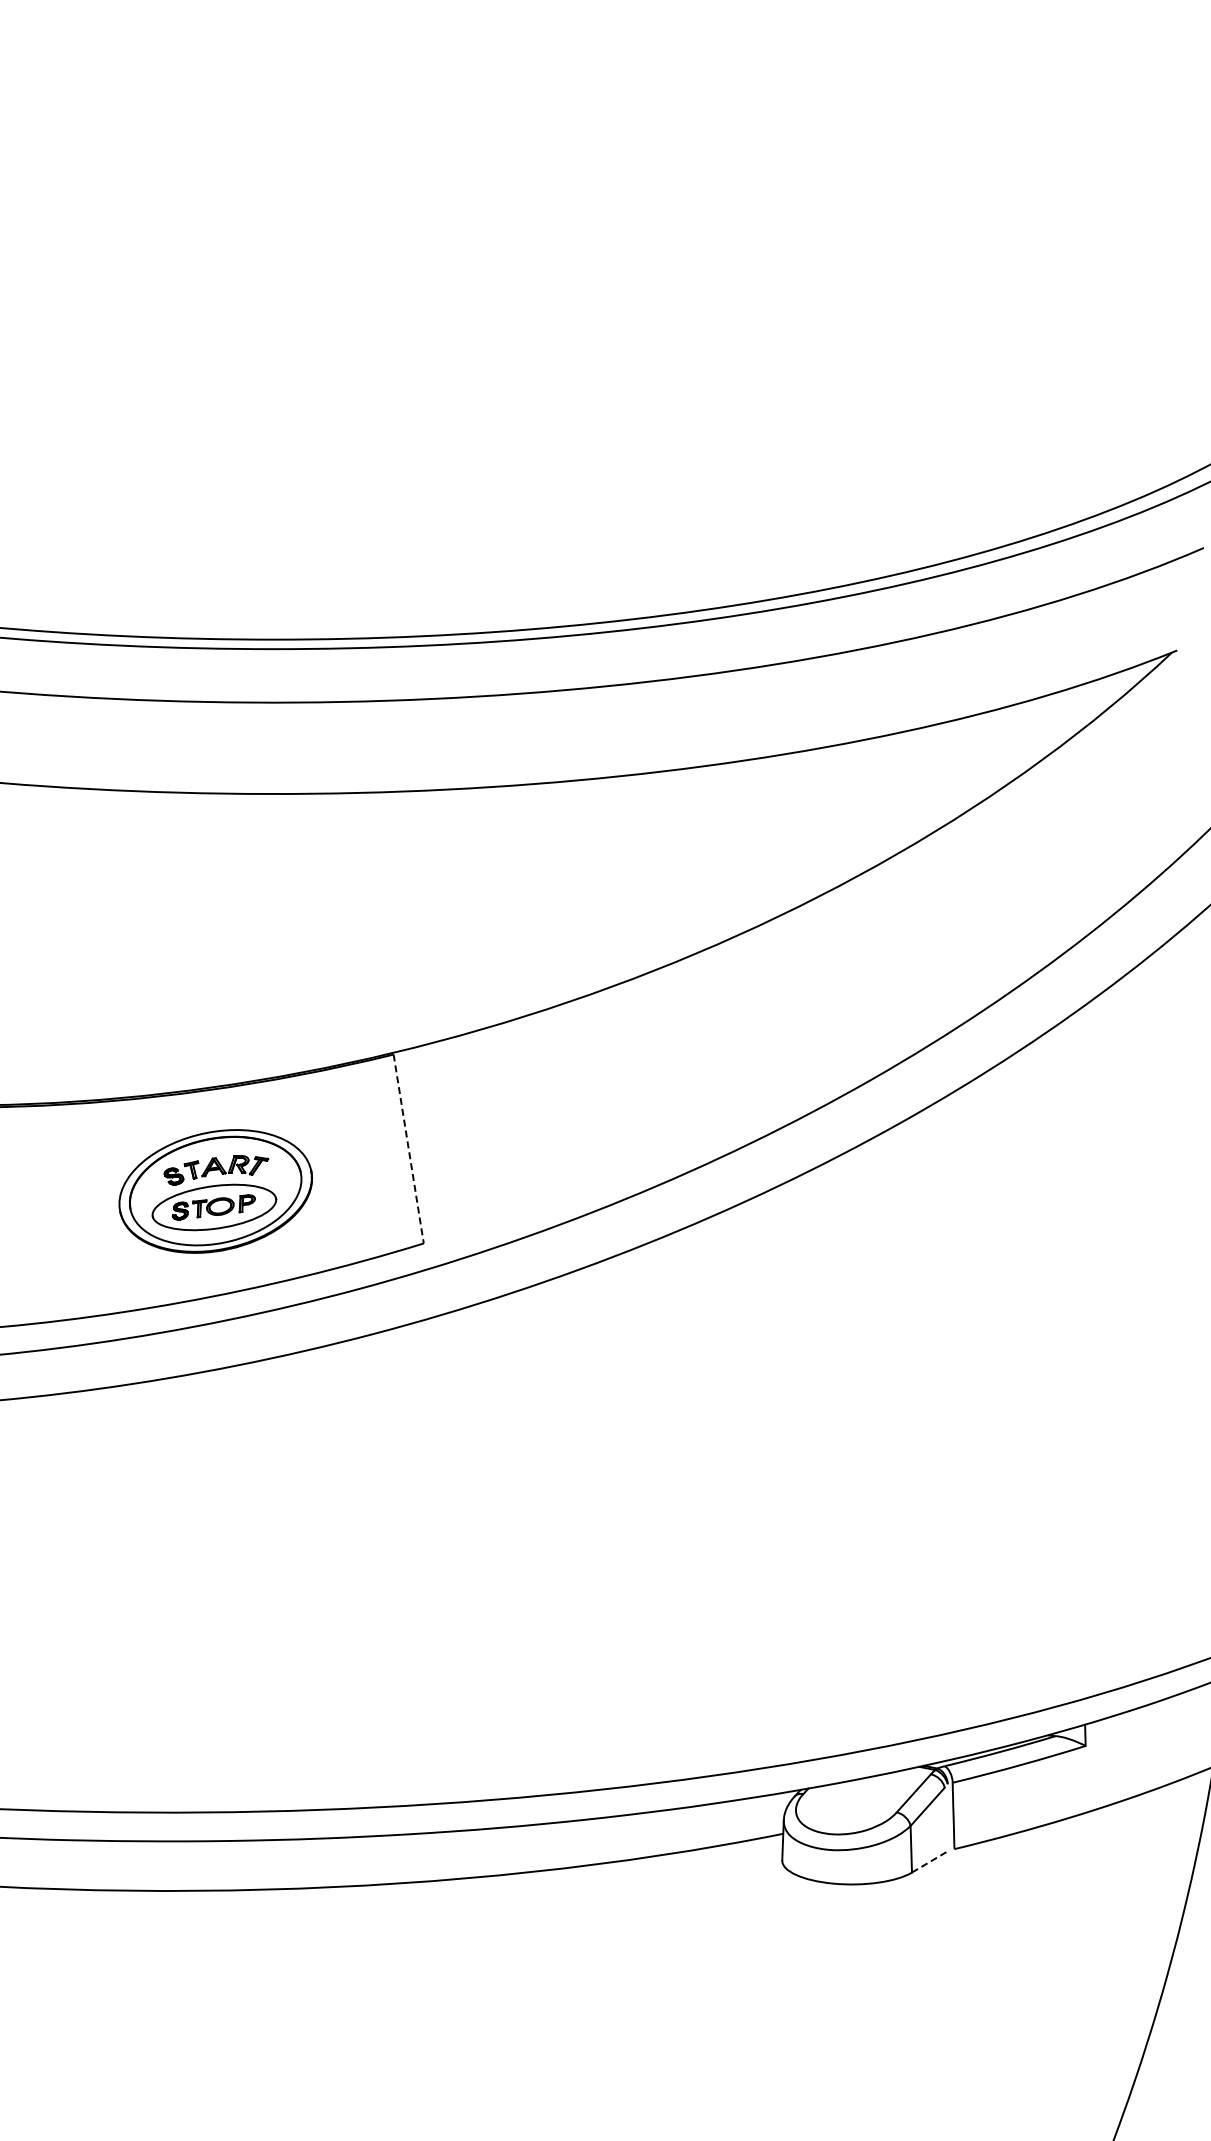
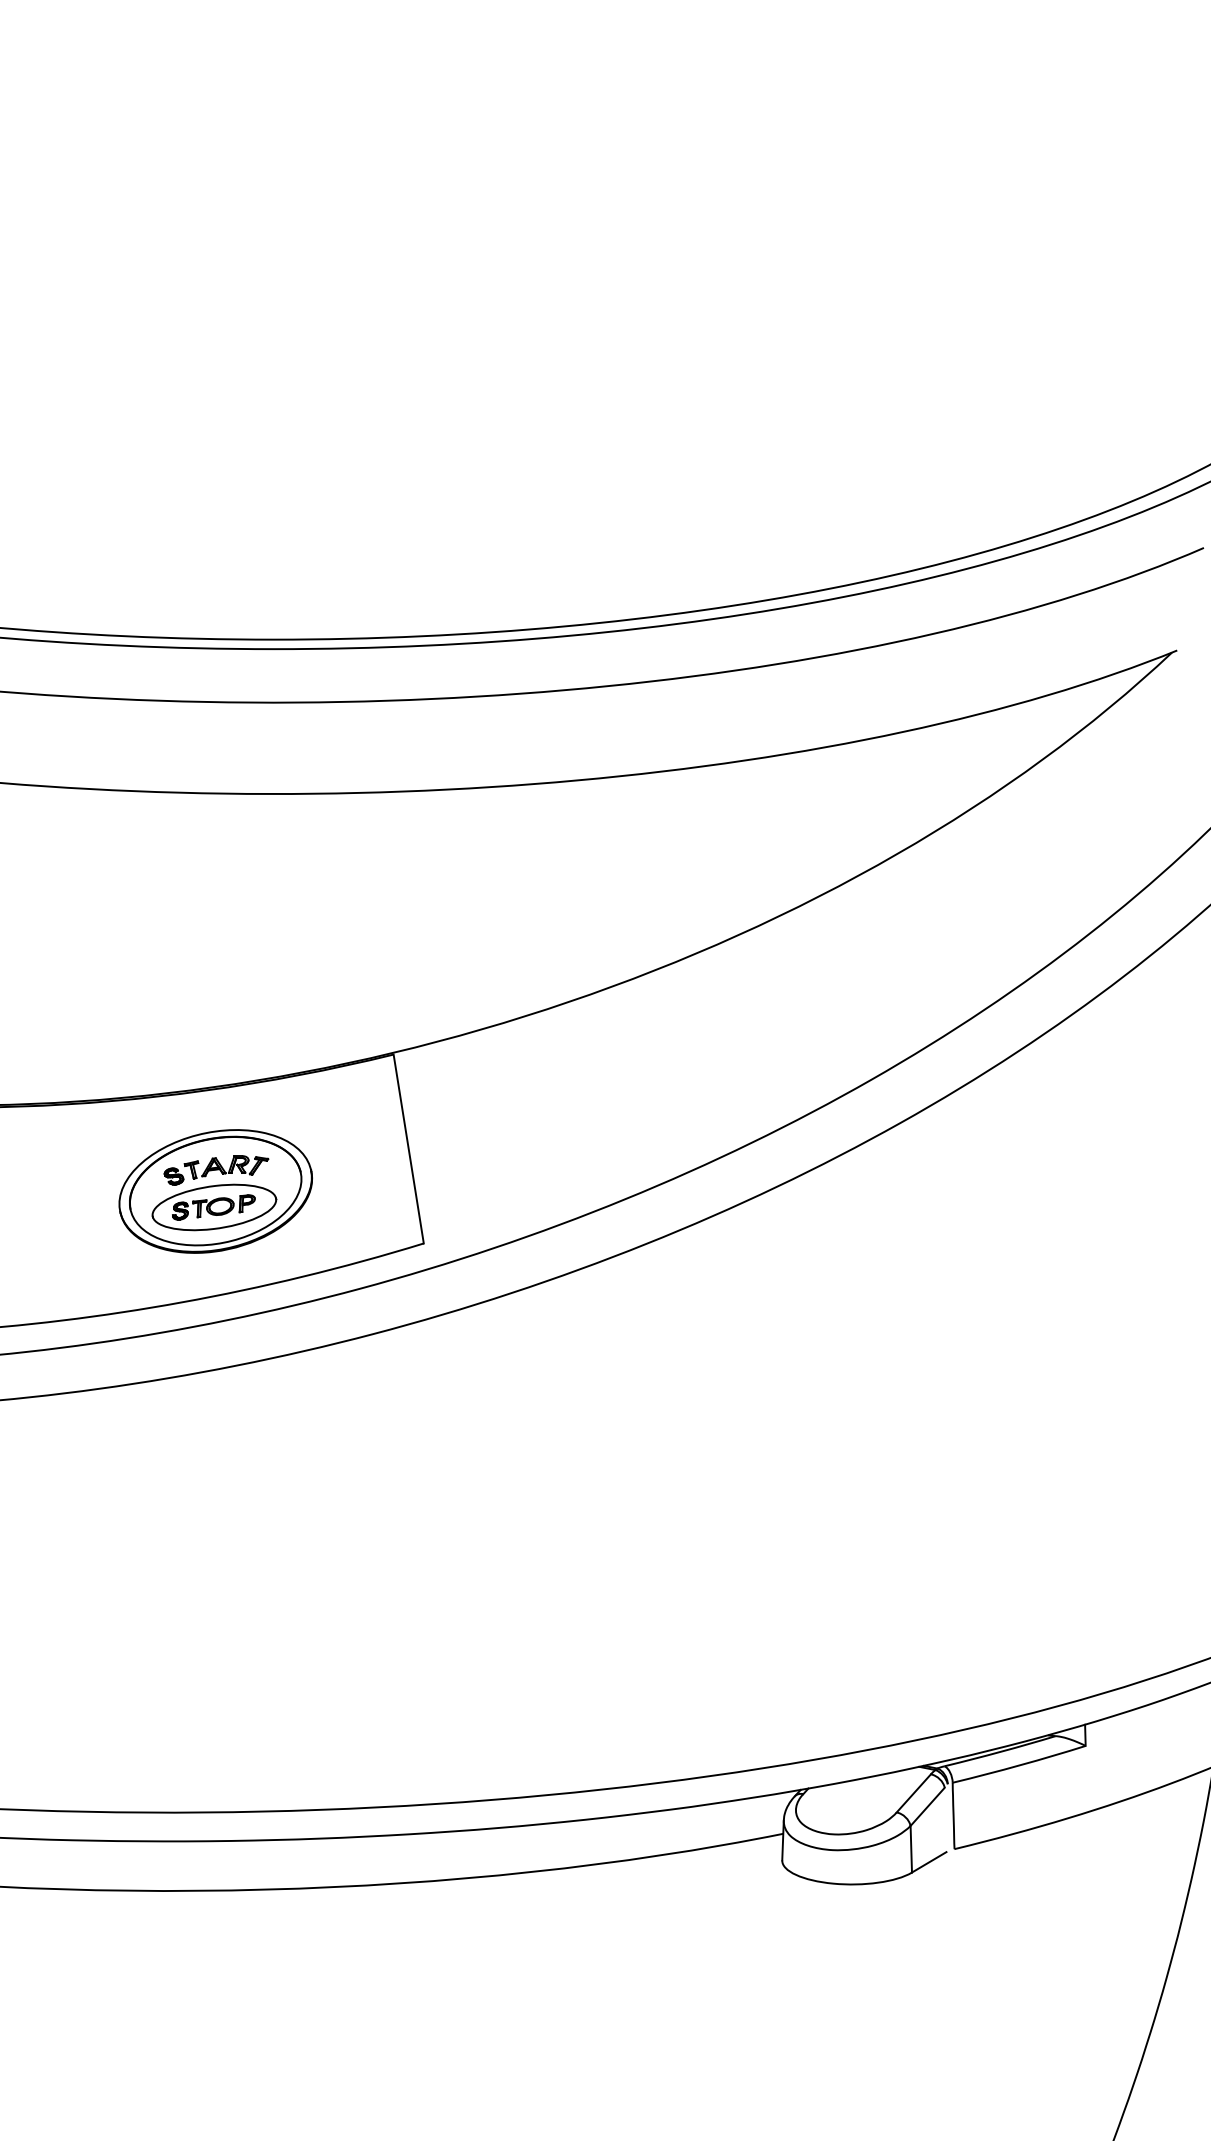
line: dashed -> solid (408, 1149)
line: dashed -> solid (929, 1862)
